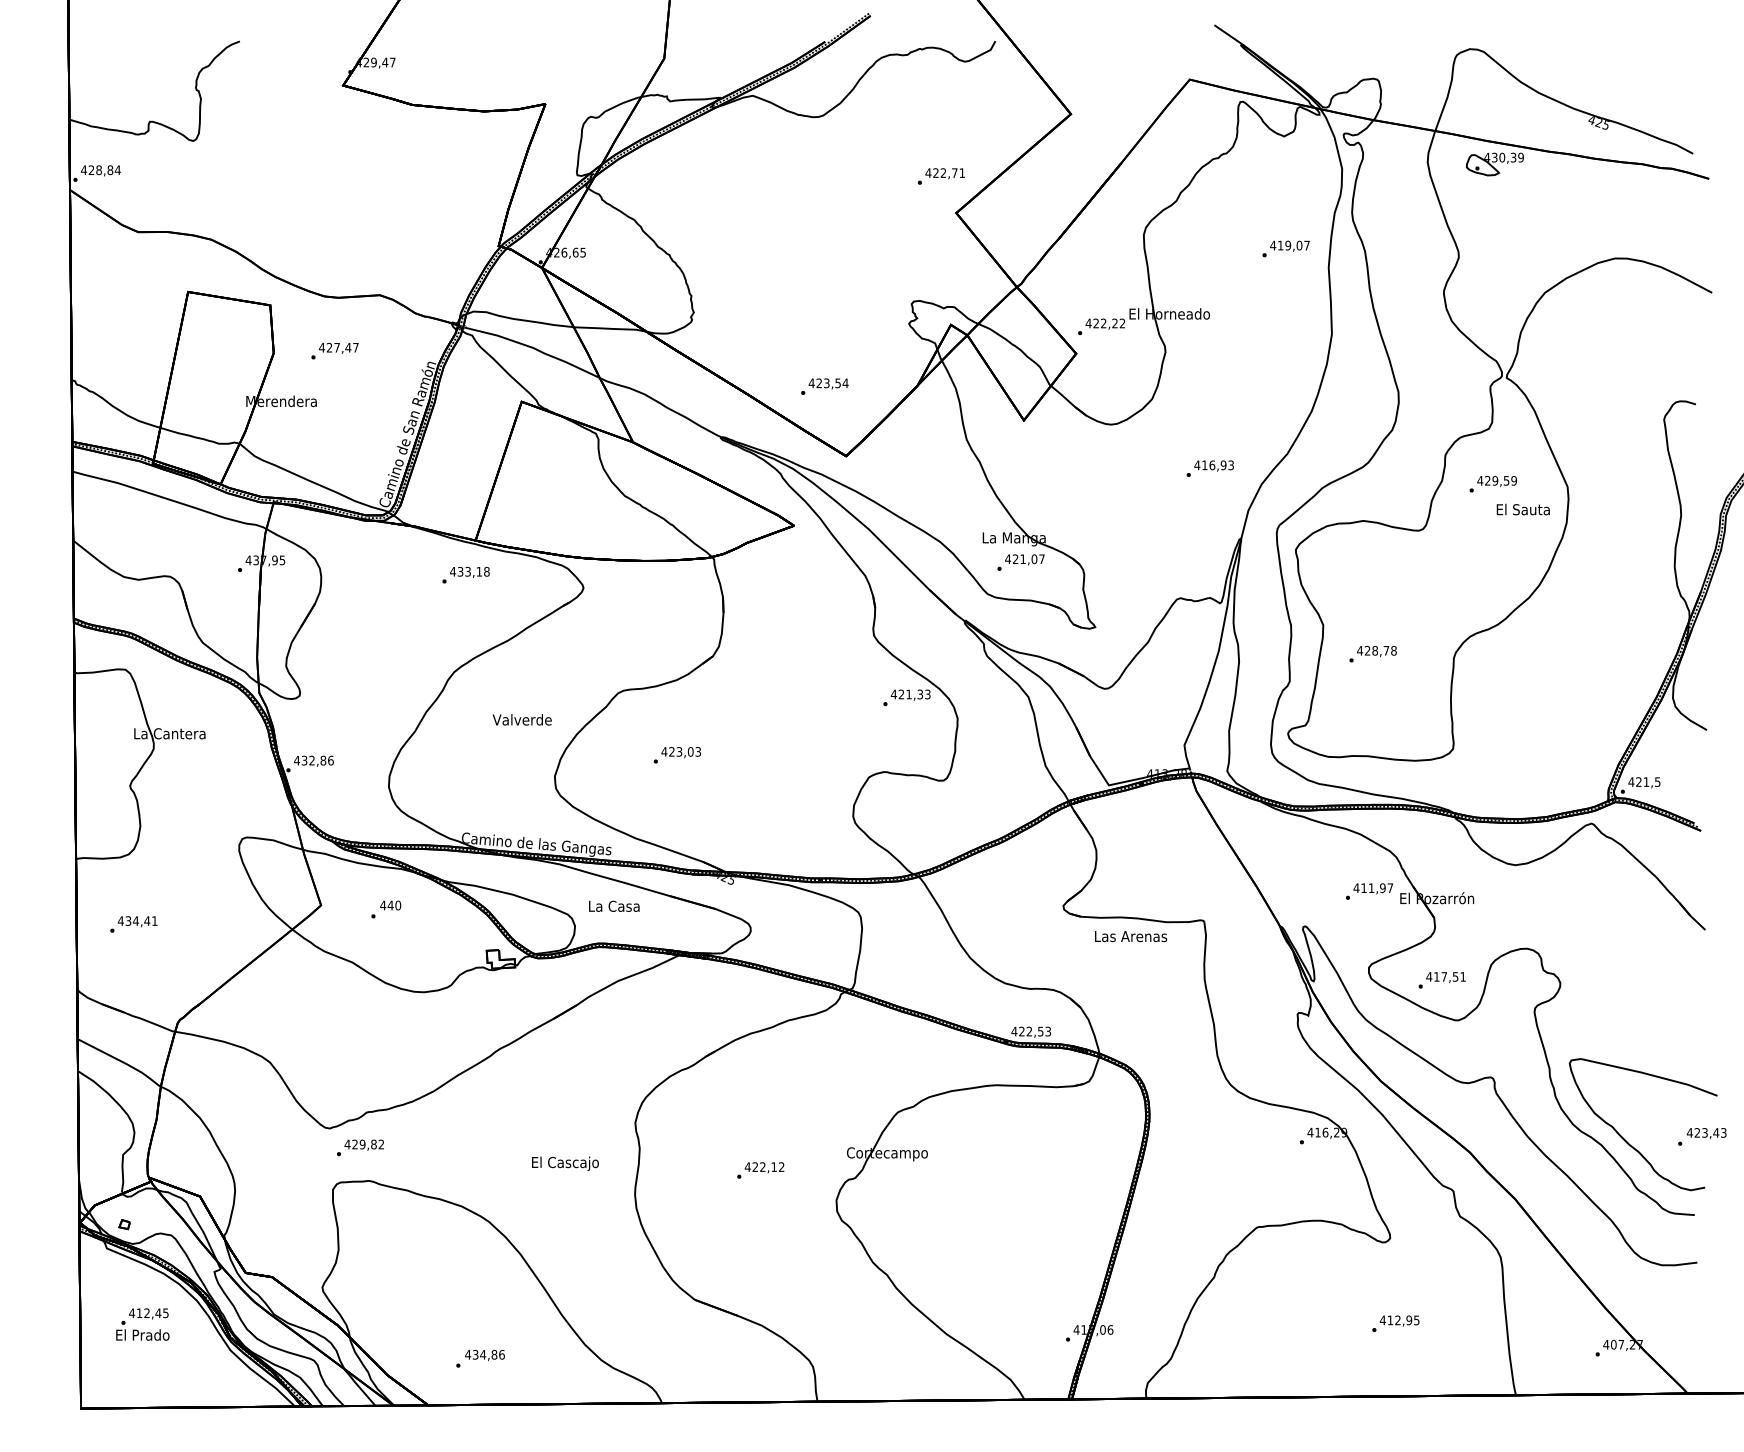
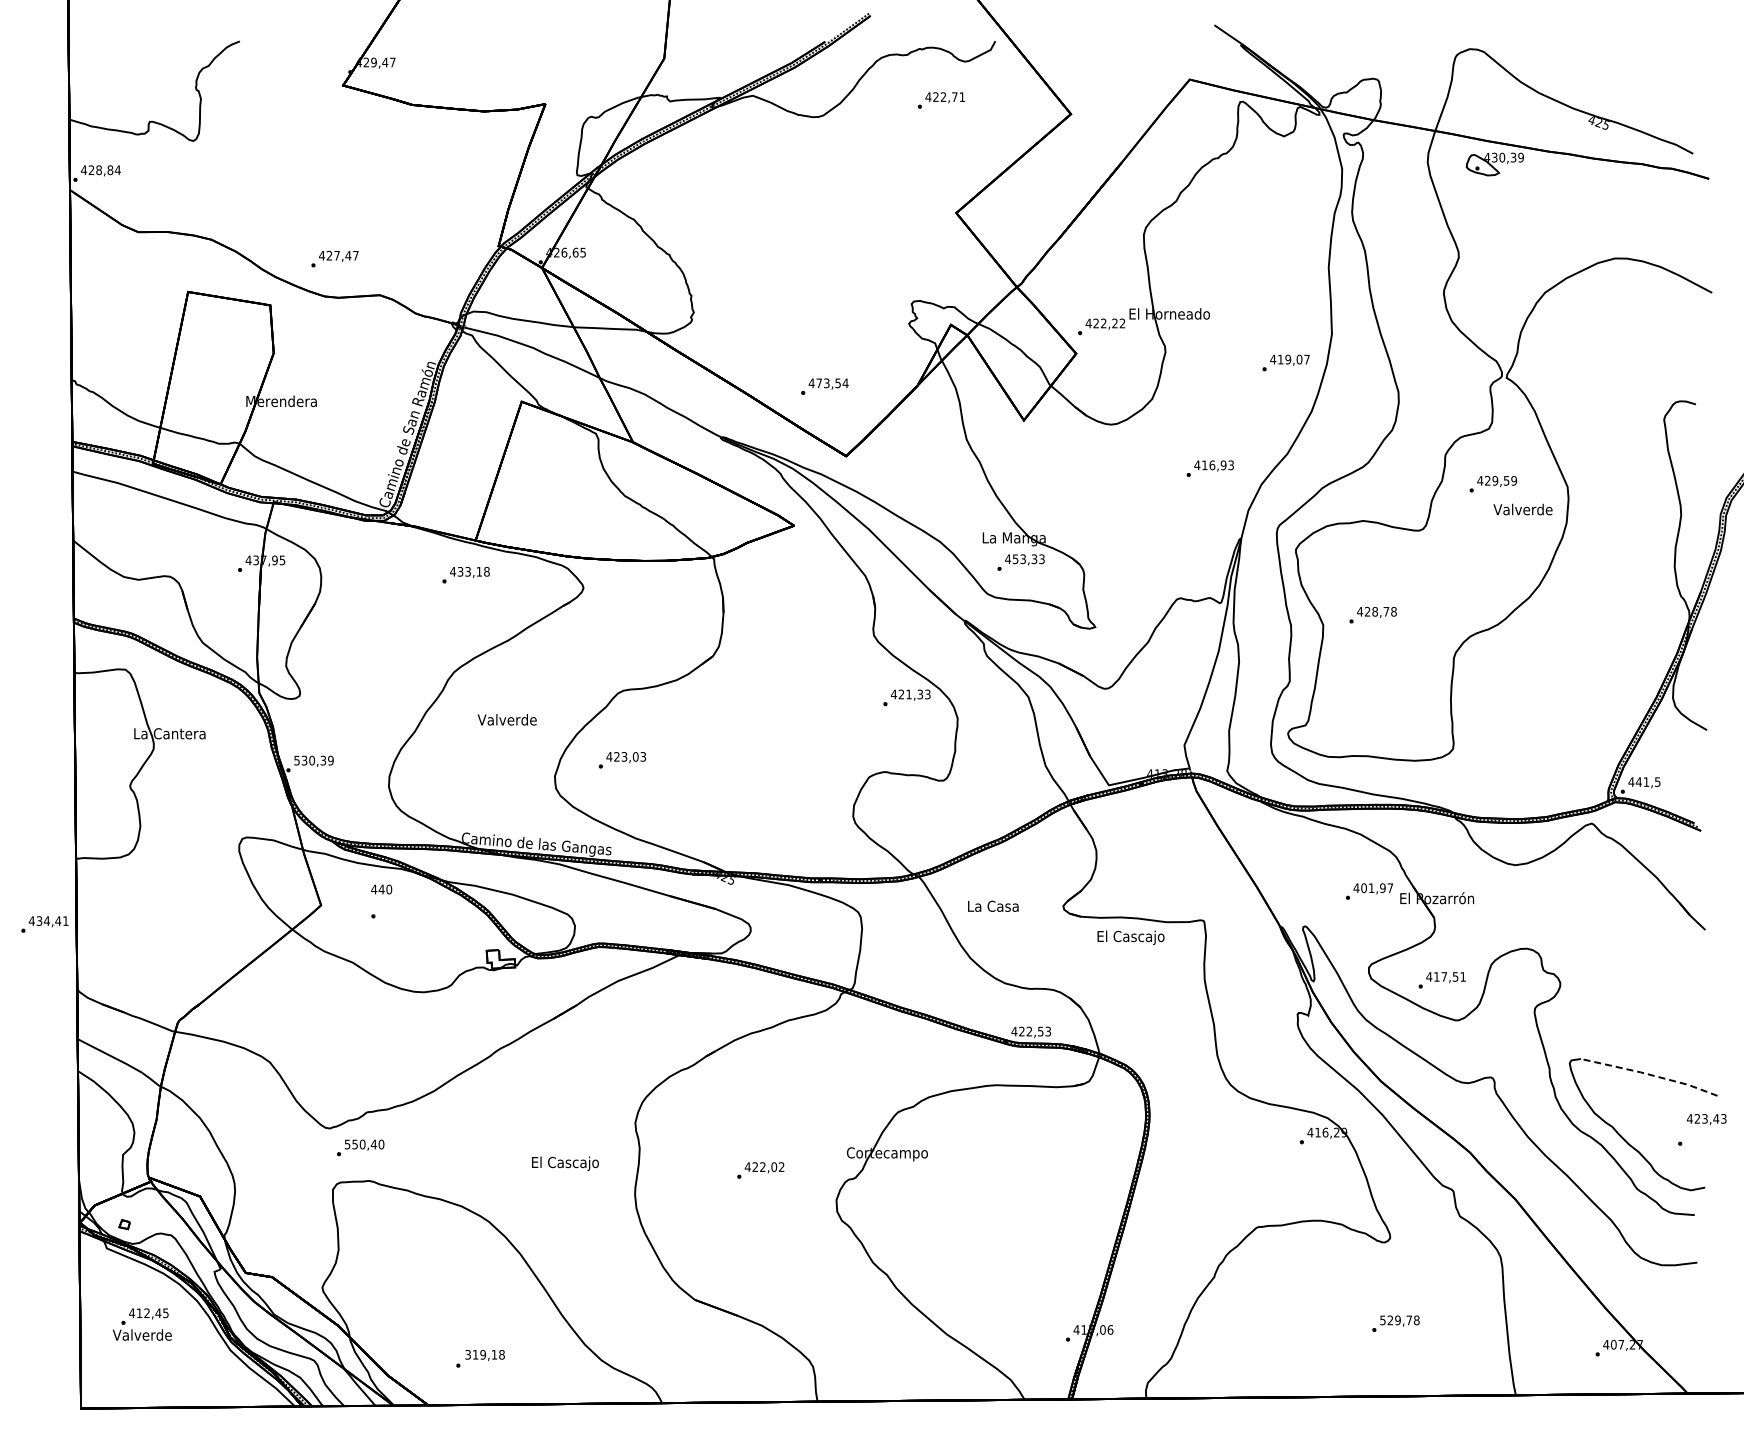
text position: (941, 176) -> (941, 100) (941, 100)
text position: (1285, 248) -> (1285, 362) (1285, 362)
text position: (334, 350) -> (334, 258) (334, 258)
text: 423,54 -> 473,54 (818, 383)
text: El Sauta -> Valverde (1522, 509)
text: 421,07 -> 453,33 (1028, 559)
text position: (1372, 654) -> (1372, 615) (1372, 615)
text position: (521, 719) -> (506, 719) (506, 719)
text position: (676, 755) -> (621, 760) (621, 760)
text: 432,86 -> 530,39 (313, 760)
text: 421,5 -> 441,5 (1638, 781)
text: 411,97 -> 401,97 (1363, 888)
text position: (390, 905) -> (381, 889) (381, 889)
text position: (614, 905) -> (993, 905) (993, 905)
text position: (133, 924) -> (44, 924) (44, 924)
text: Las Arenas -> El Cascajo (1131, 937)
line: solid -> dashed (1650, 1074)
text position: (1706, 1133) -> (1706, 1119) (1706, 1119)
text: 429,82 -> 550,40 (364, 1144)
text: 422,12 -> 422,02 (774, 1166)
text: 412,95 -> 529,78 (1399, 1320)
text: El Prado -> Valverde (142, 1334)
text: 434,86 -> 319,18 (484, 1354)
